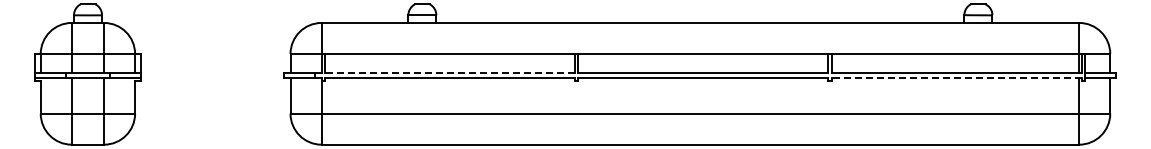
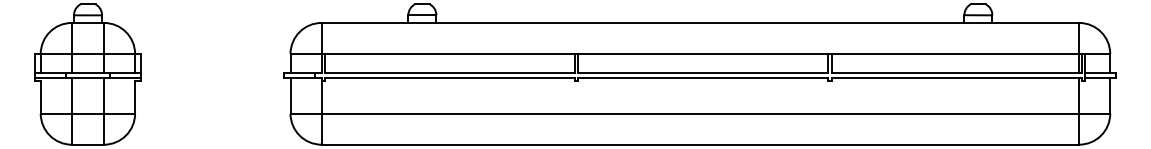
line: dashed -> solid (449, 72)
line: dashed -> solid (956, 77)
